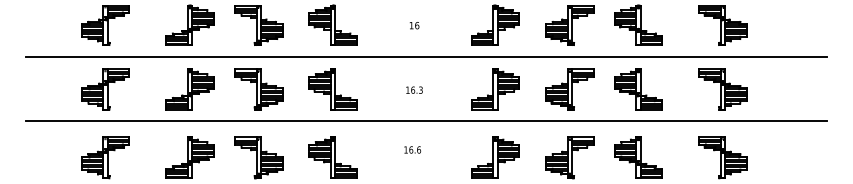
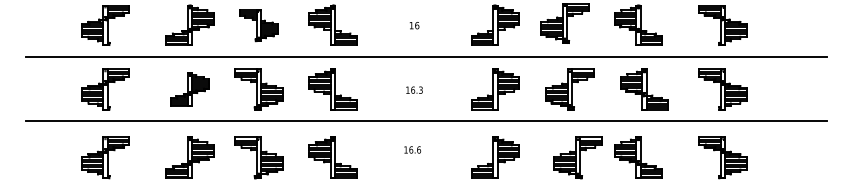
part size: 50x41 px -> 40x34 px (258, 25)
part position: (569, 25) -> (564, 23) (564, 23)
part size: 50x43 px -> 40x35 px (189, 89)
part position: (638, 89) -> (644, 89) (644, 89)
part position: (569, 157) -> (577, 157) (577, 157)
